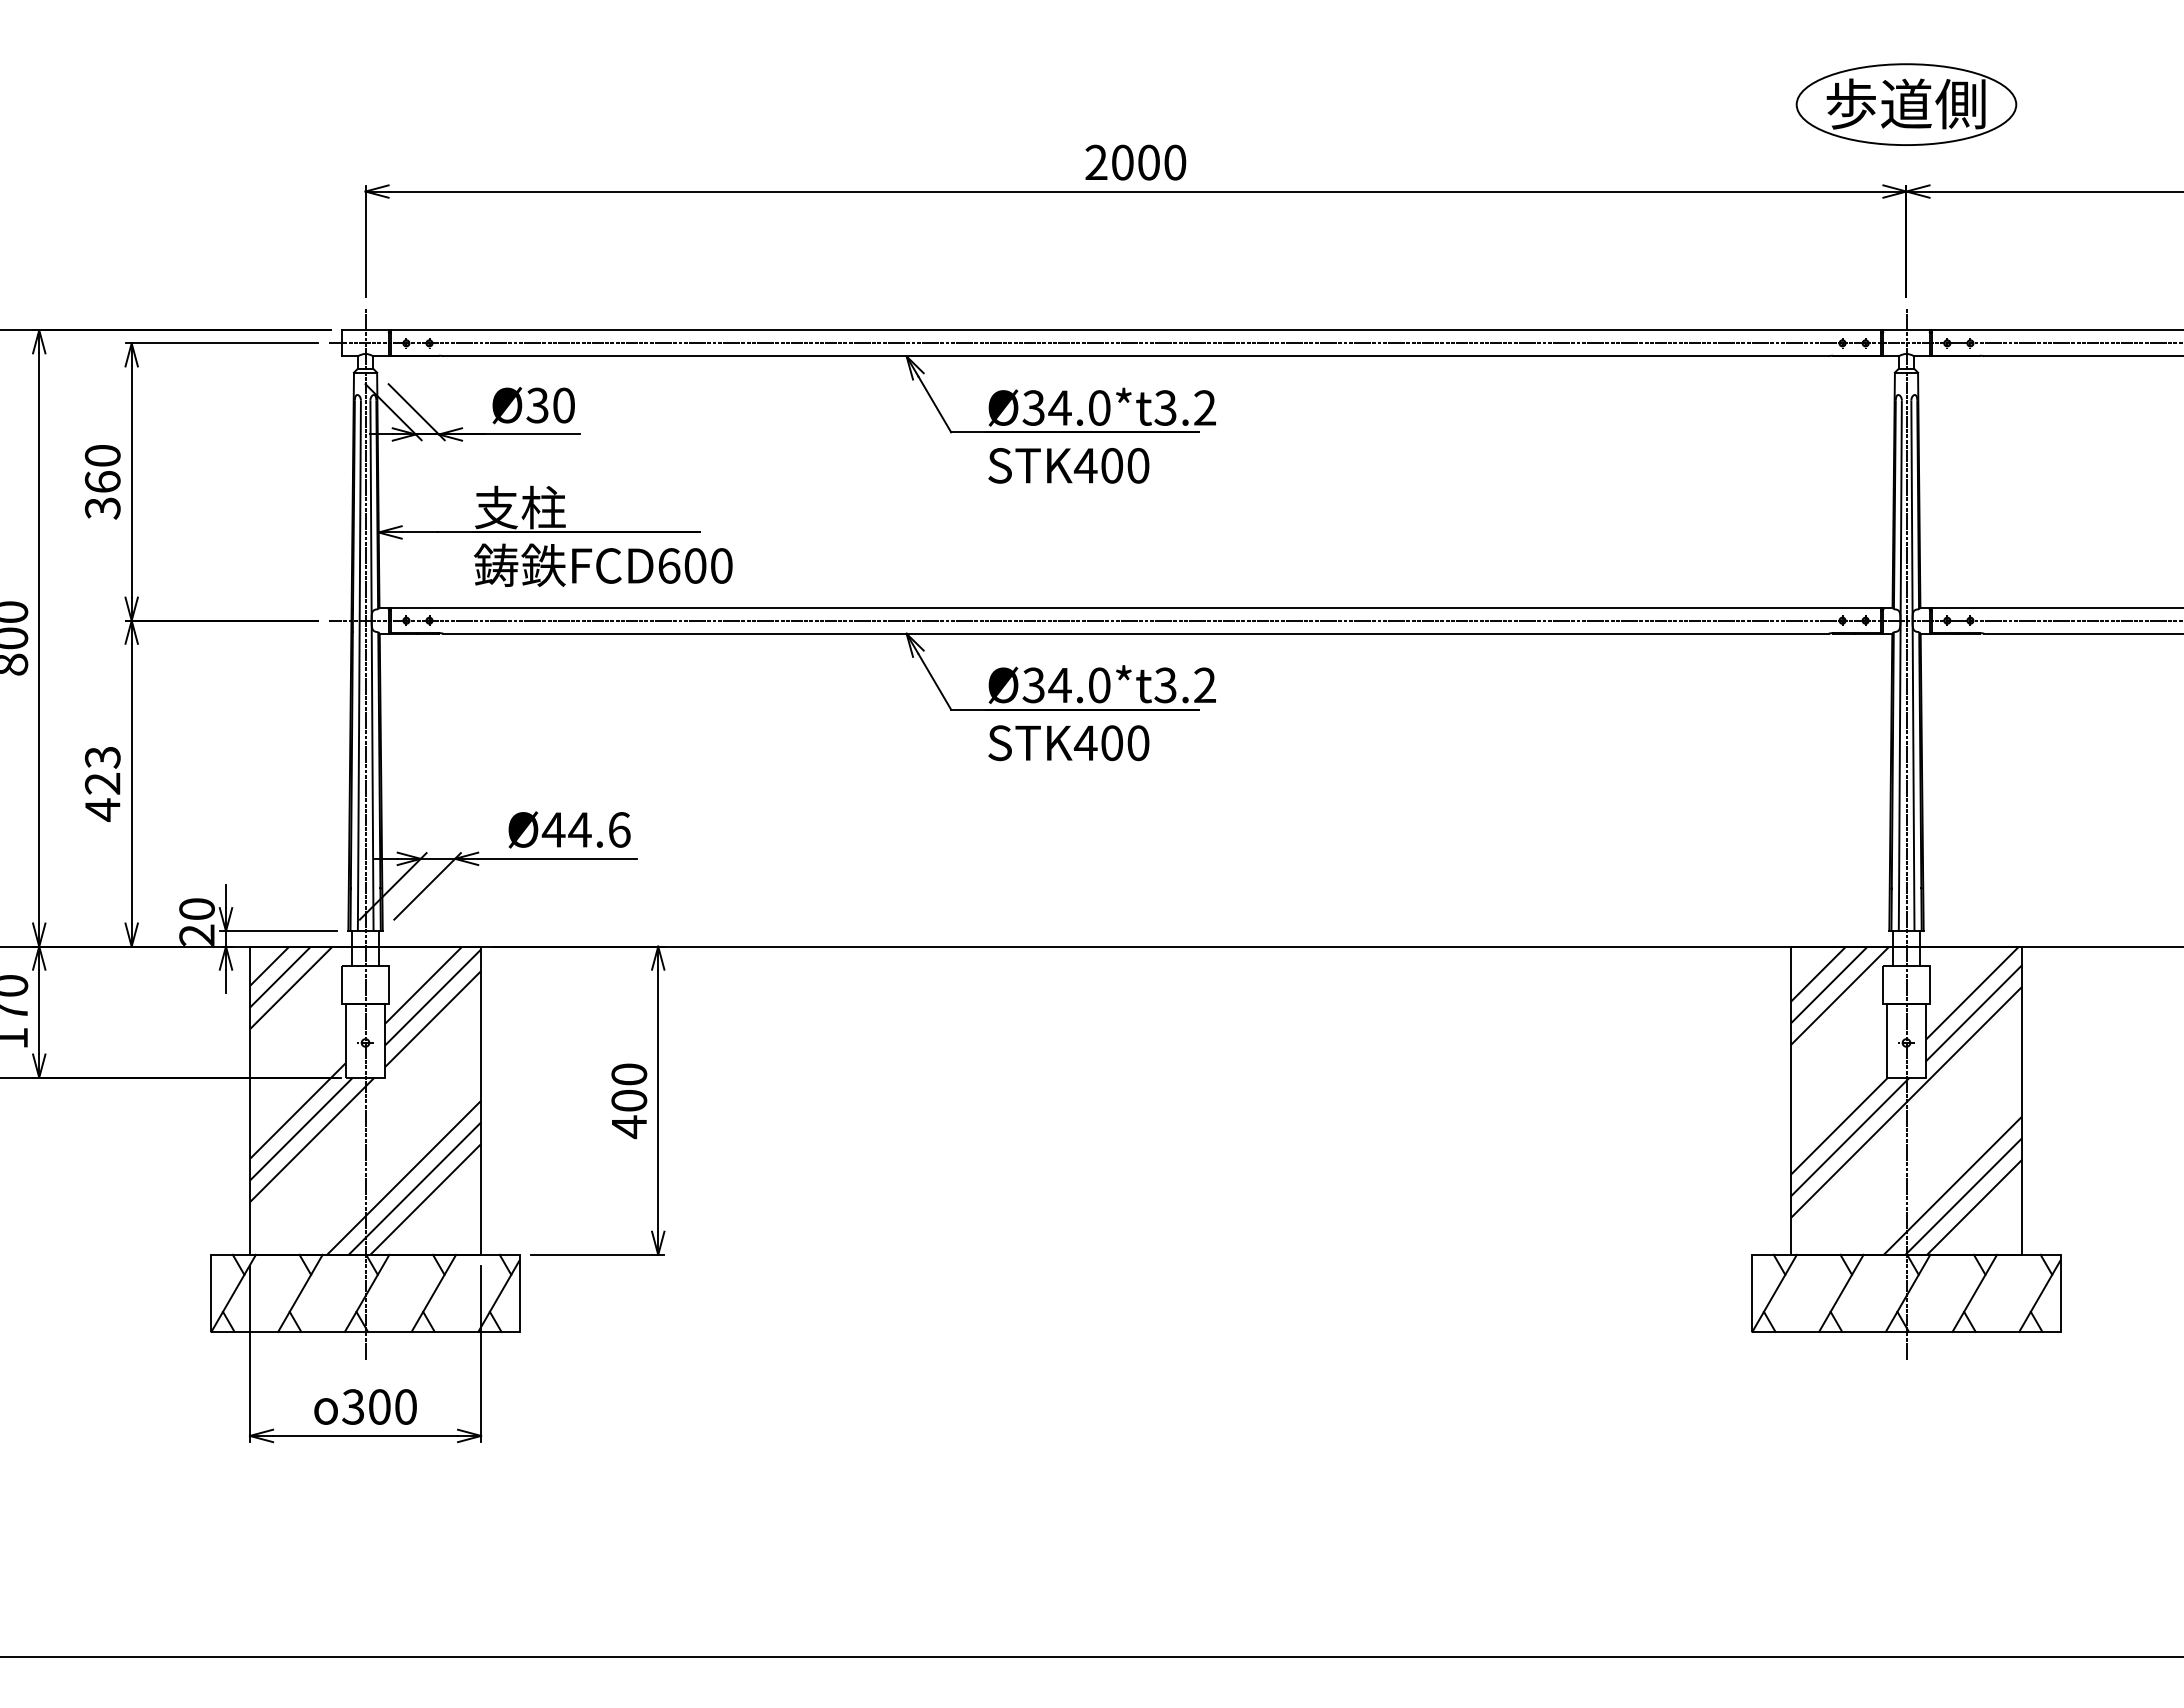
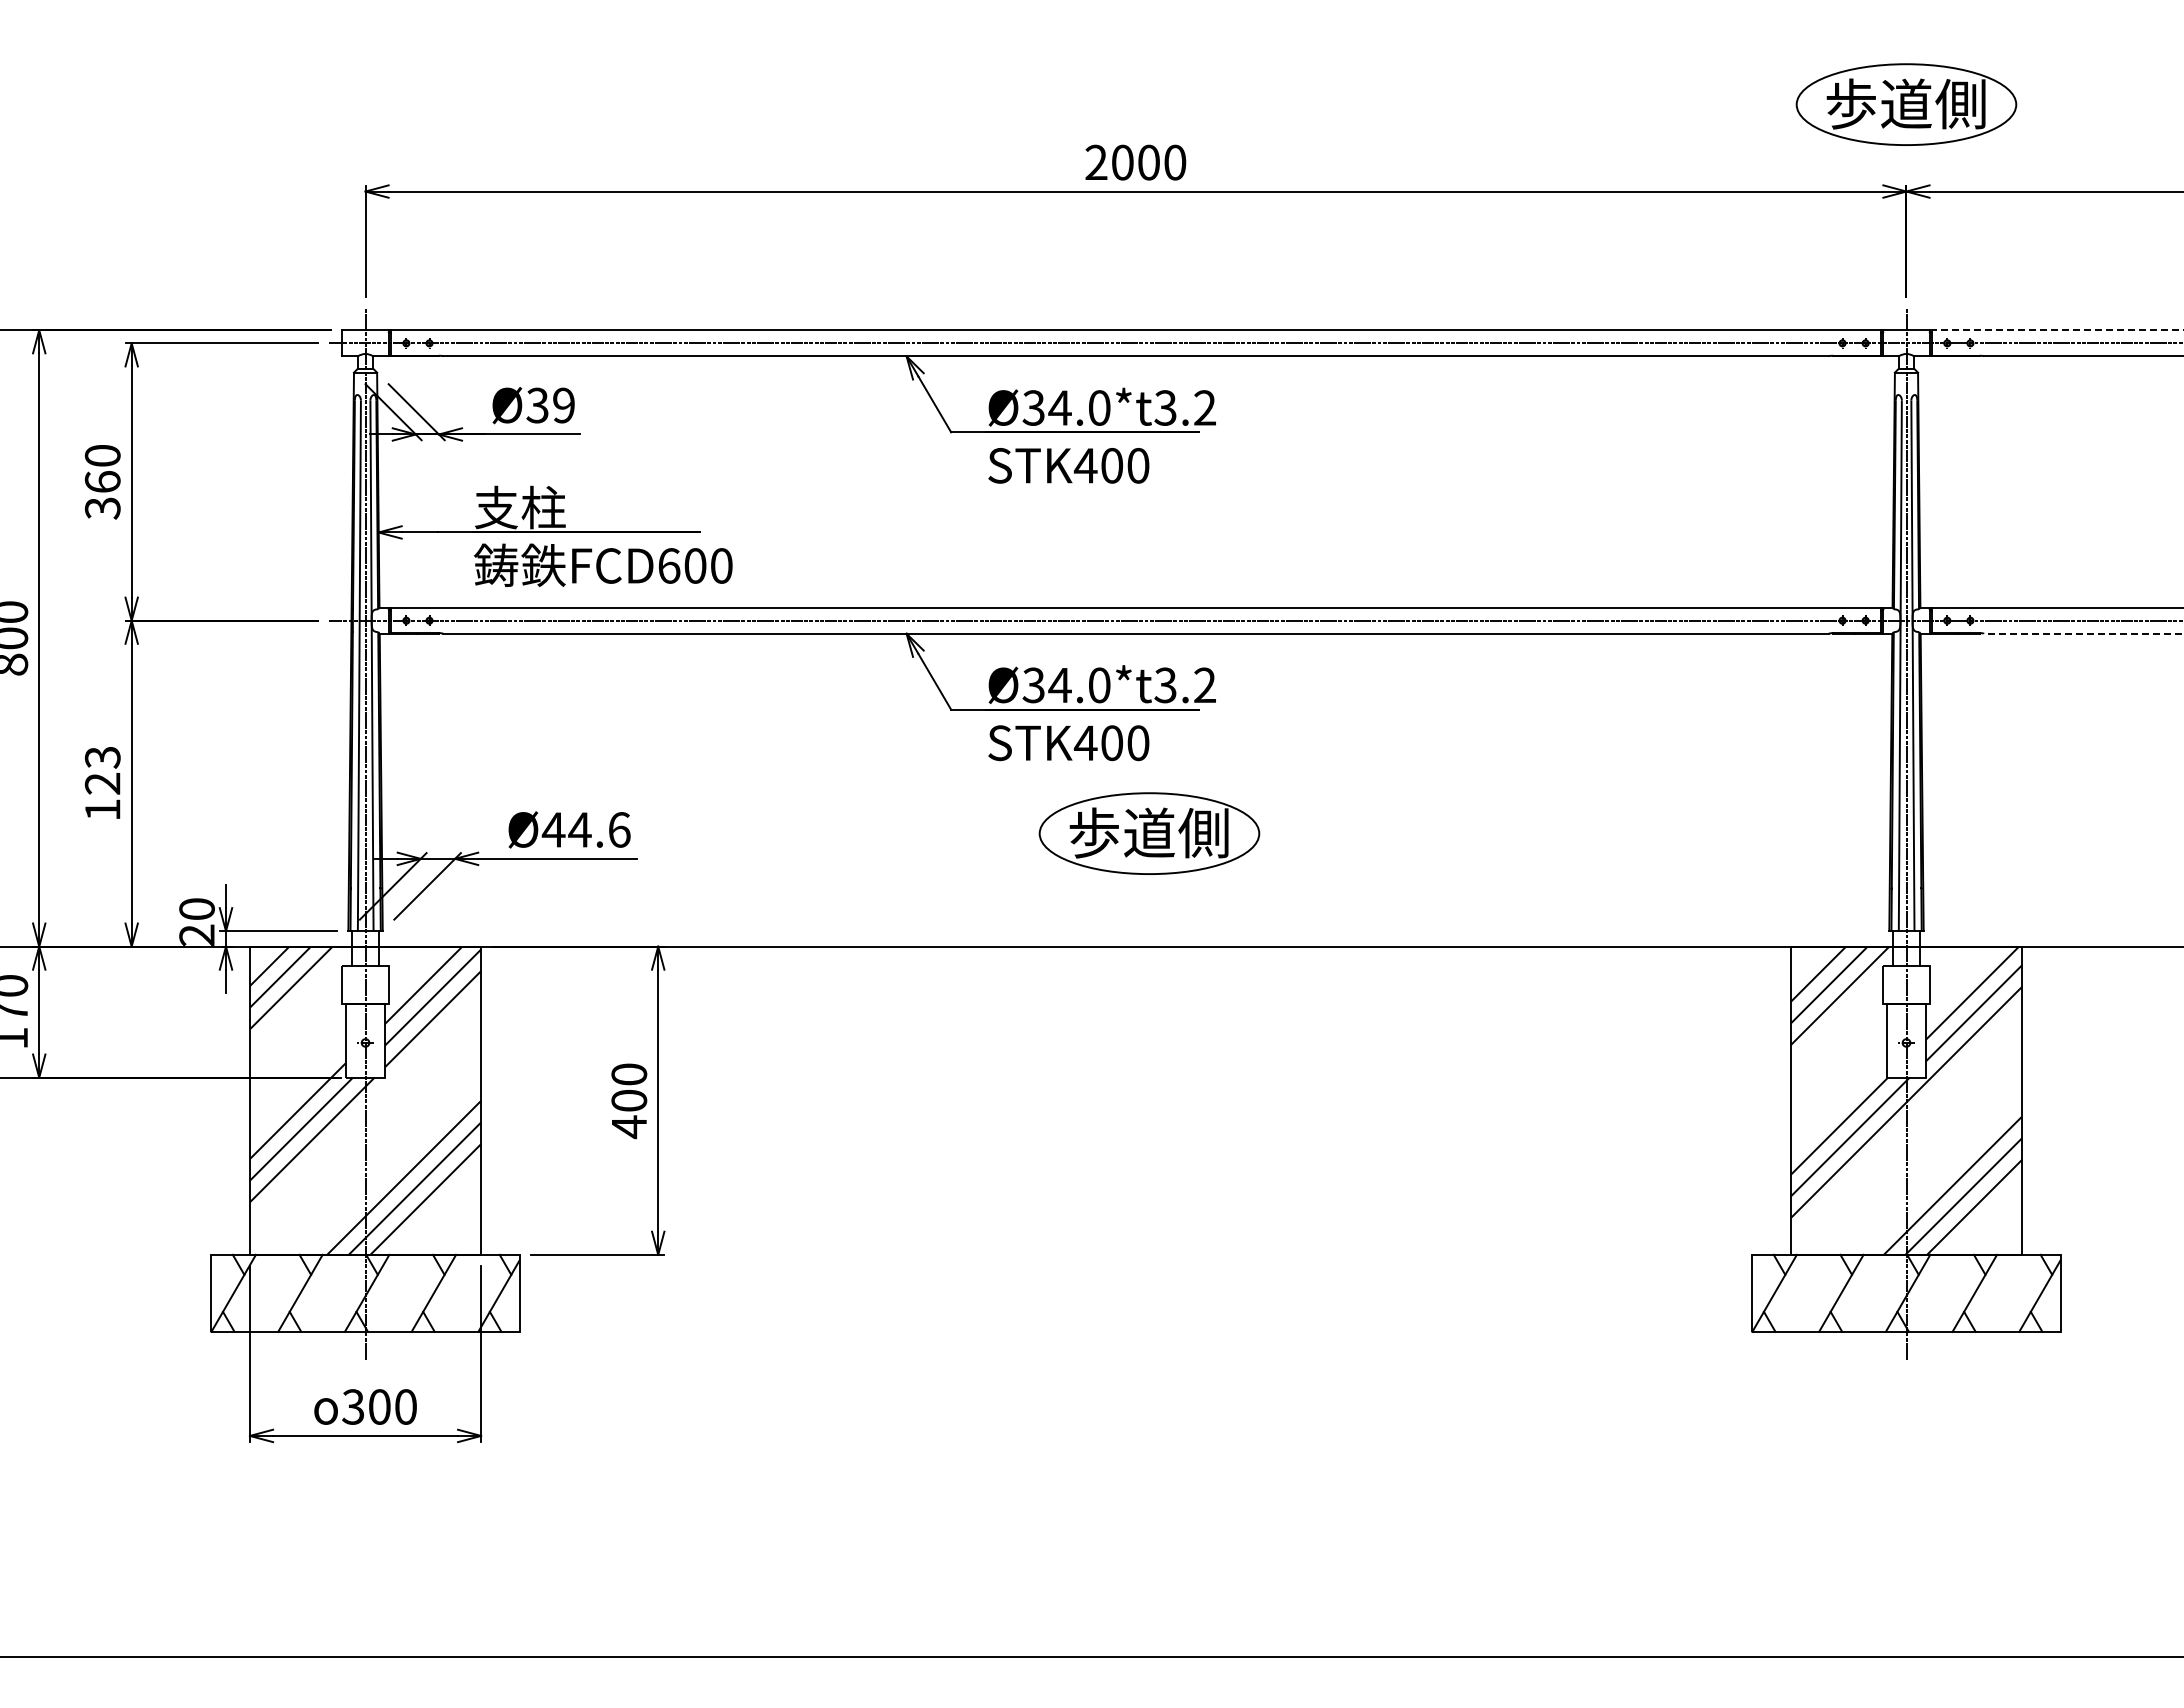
line: solid -> dashed (2057, 330)
text: Ø30 -> Ø39 (563, 405)
line: solid -> dashed (2083, 633)
text: 423 -> 123 (102, 810)
part: none -> present (1149, 833)
